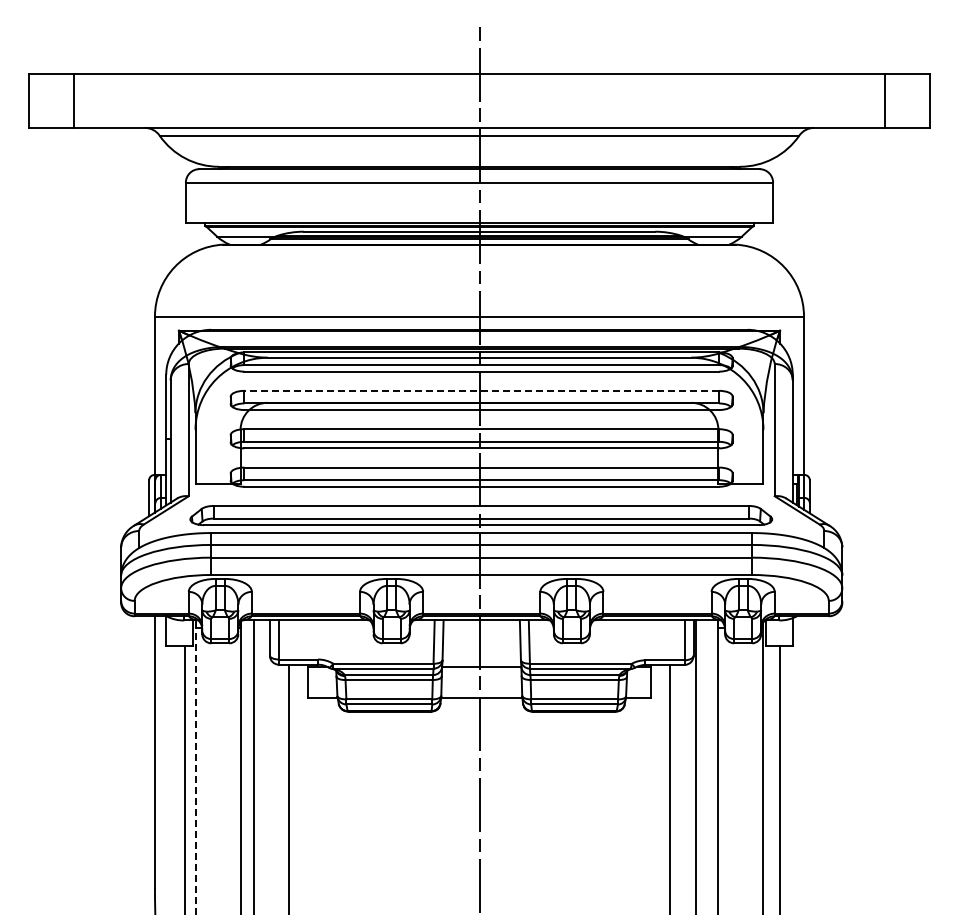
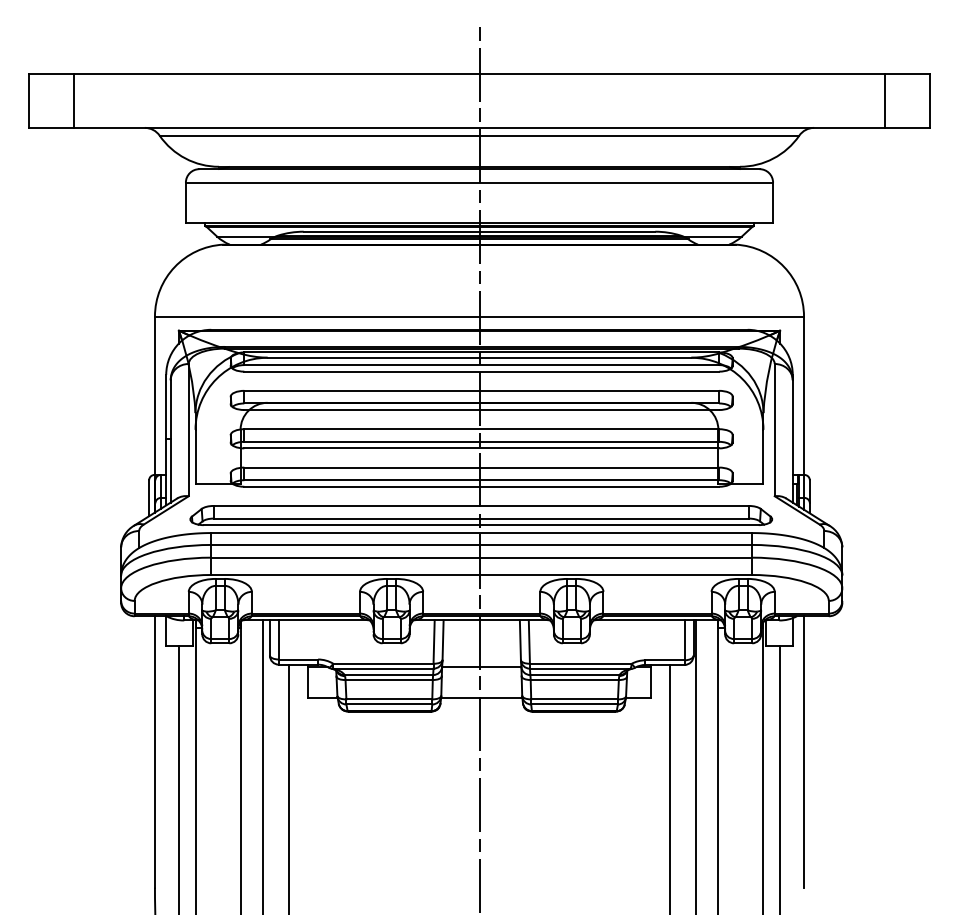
line: dashed -> solid (481, 390)
line: none -> present (804, 751)
line position: (254, 765) -> (263, 765) (263, 765)
line: dashed -> solid (195, 767)
line position: (184, 778) -> (178, 778) (178, 778)
